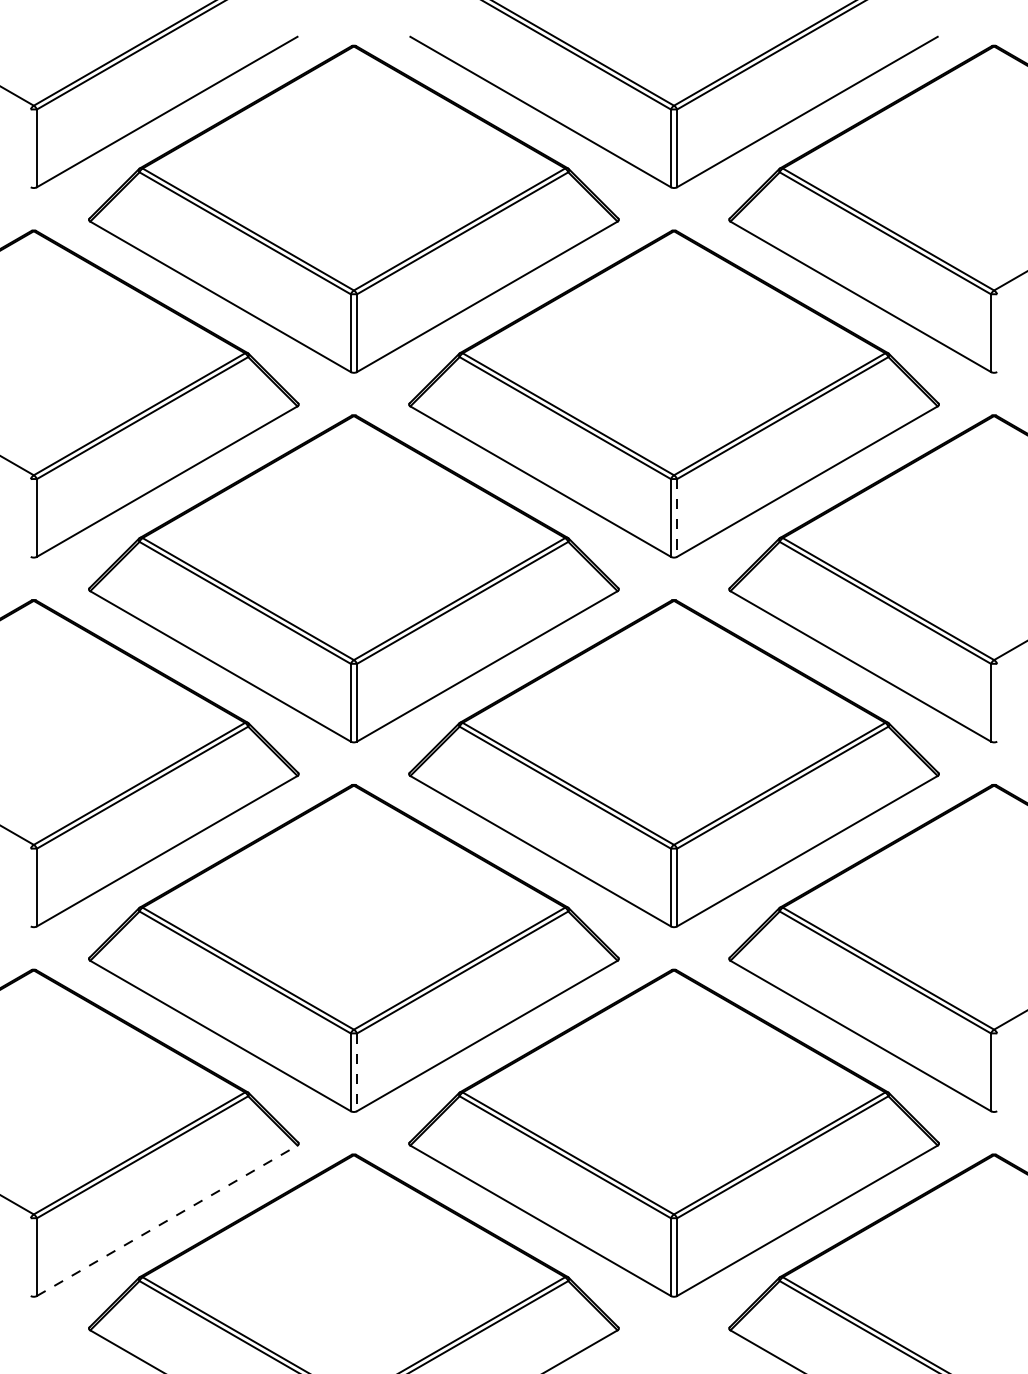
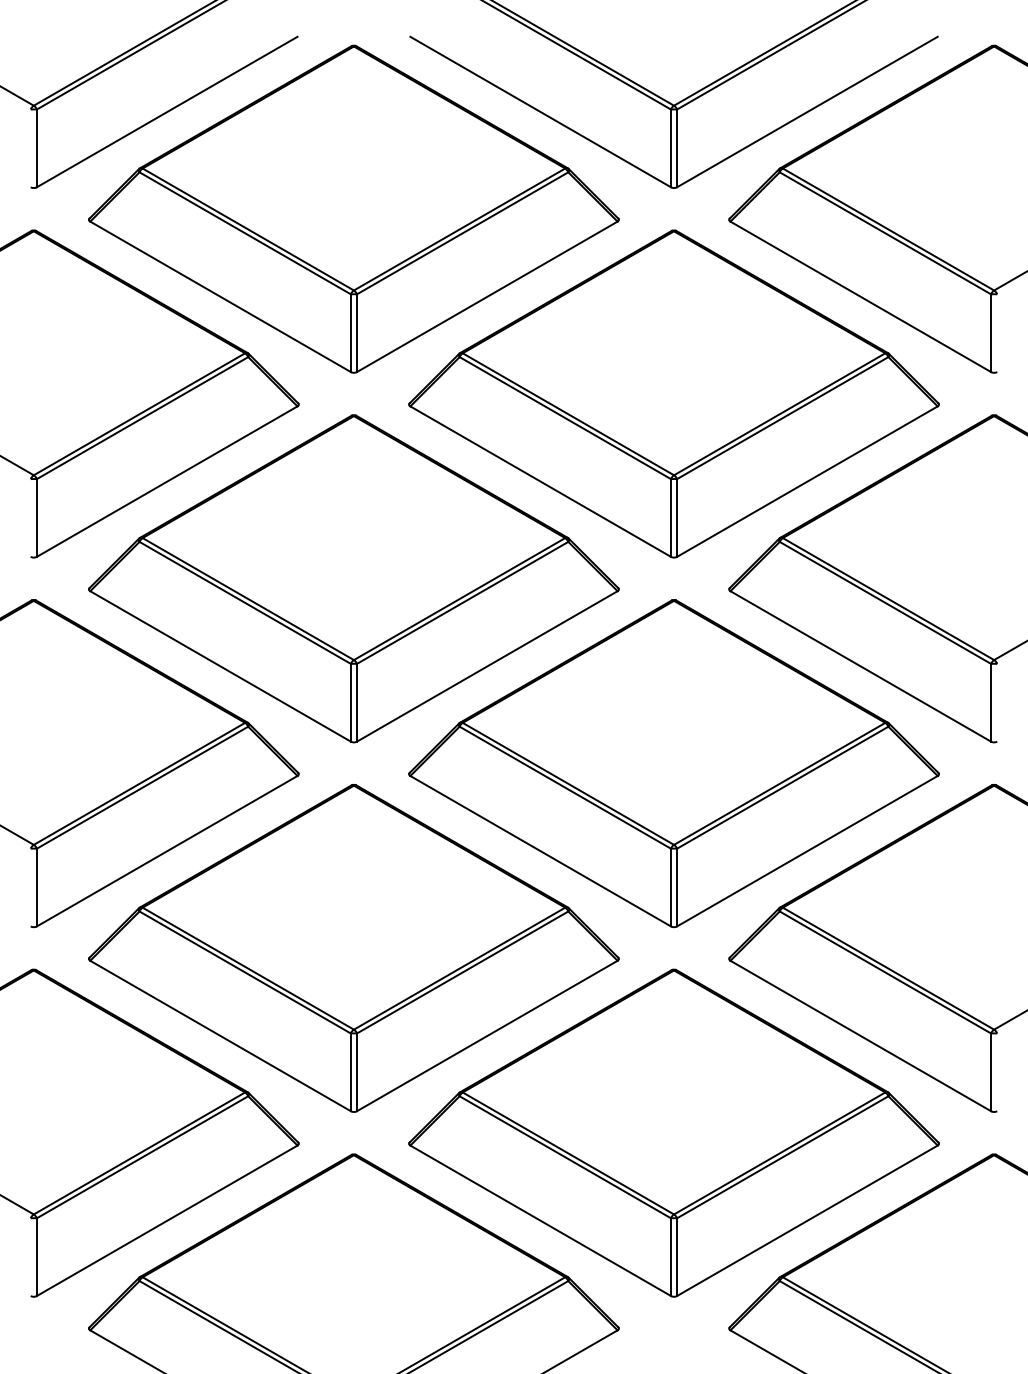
line: dashed -> solid (677, 517)
line: dashed -> solid (357, 1072)
line: dashed -> solid (167, 1220)
